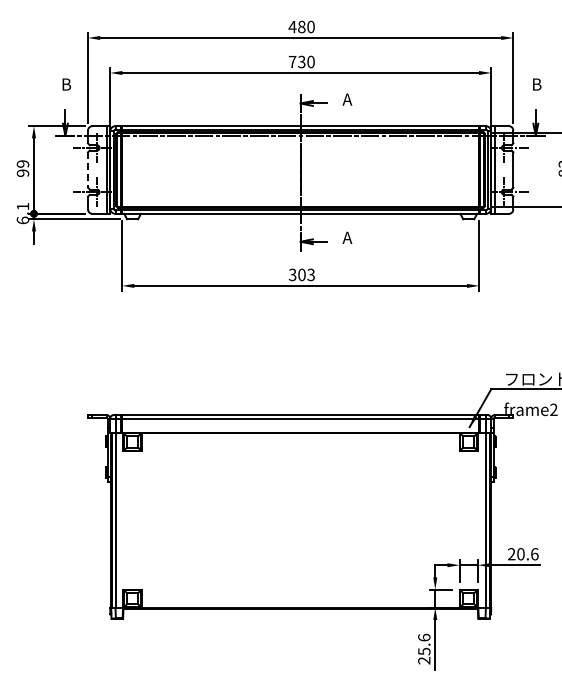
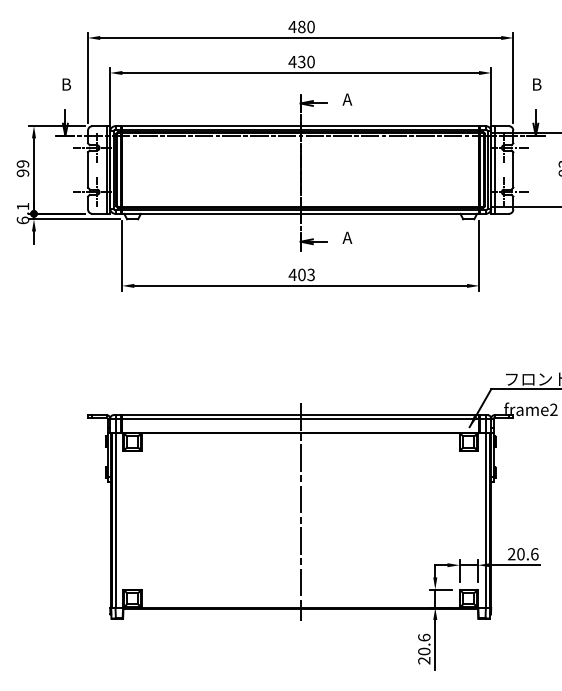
text: 730 -> 430 (292, 62)
line: dashed -> solid (88, 170)
text: 303 -> 403 (292, 274)
line: none -> present (300, 511)
text: 25.6 -> 20.6 (424, 651)
